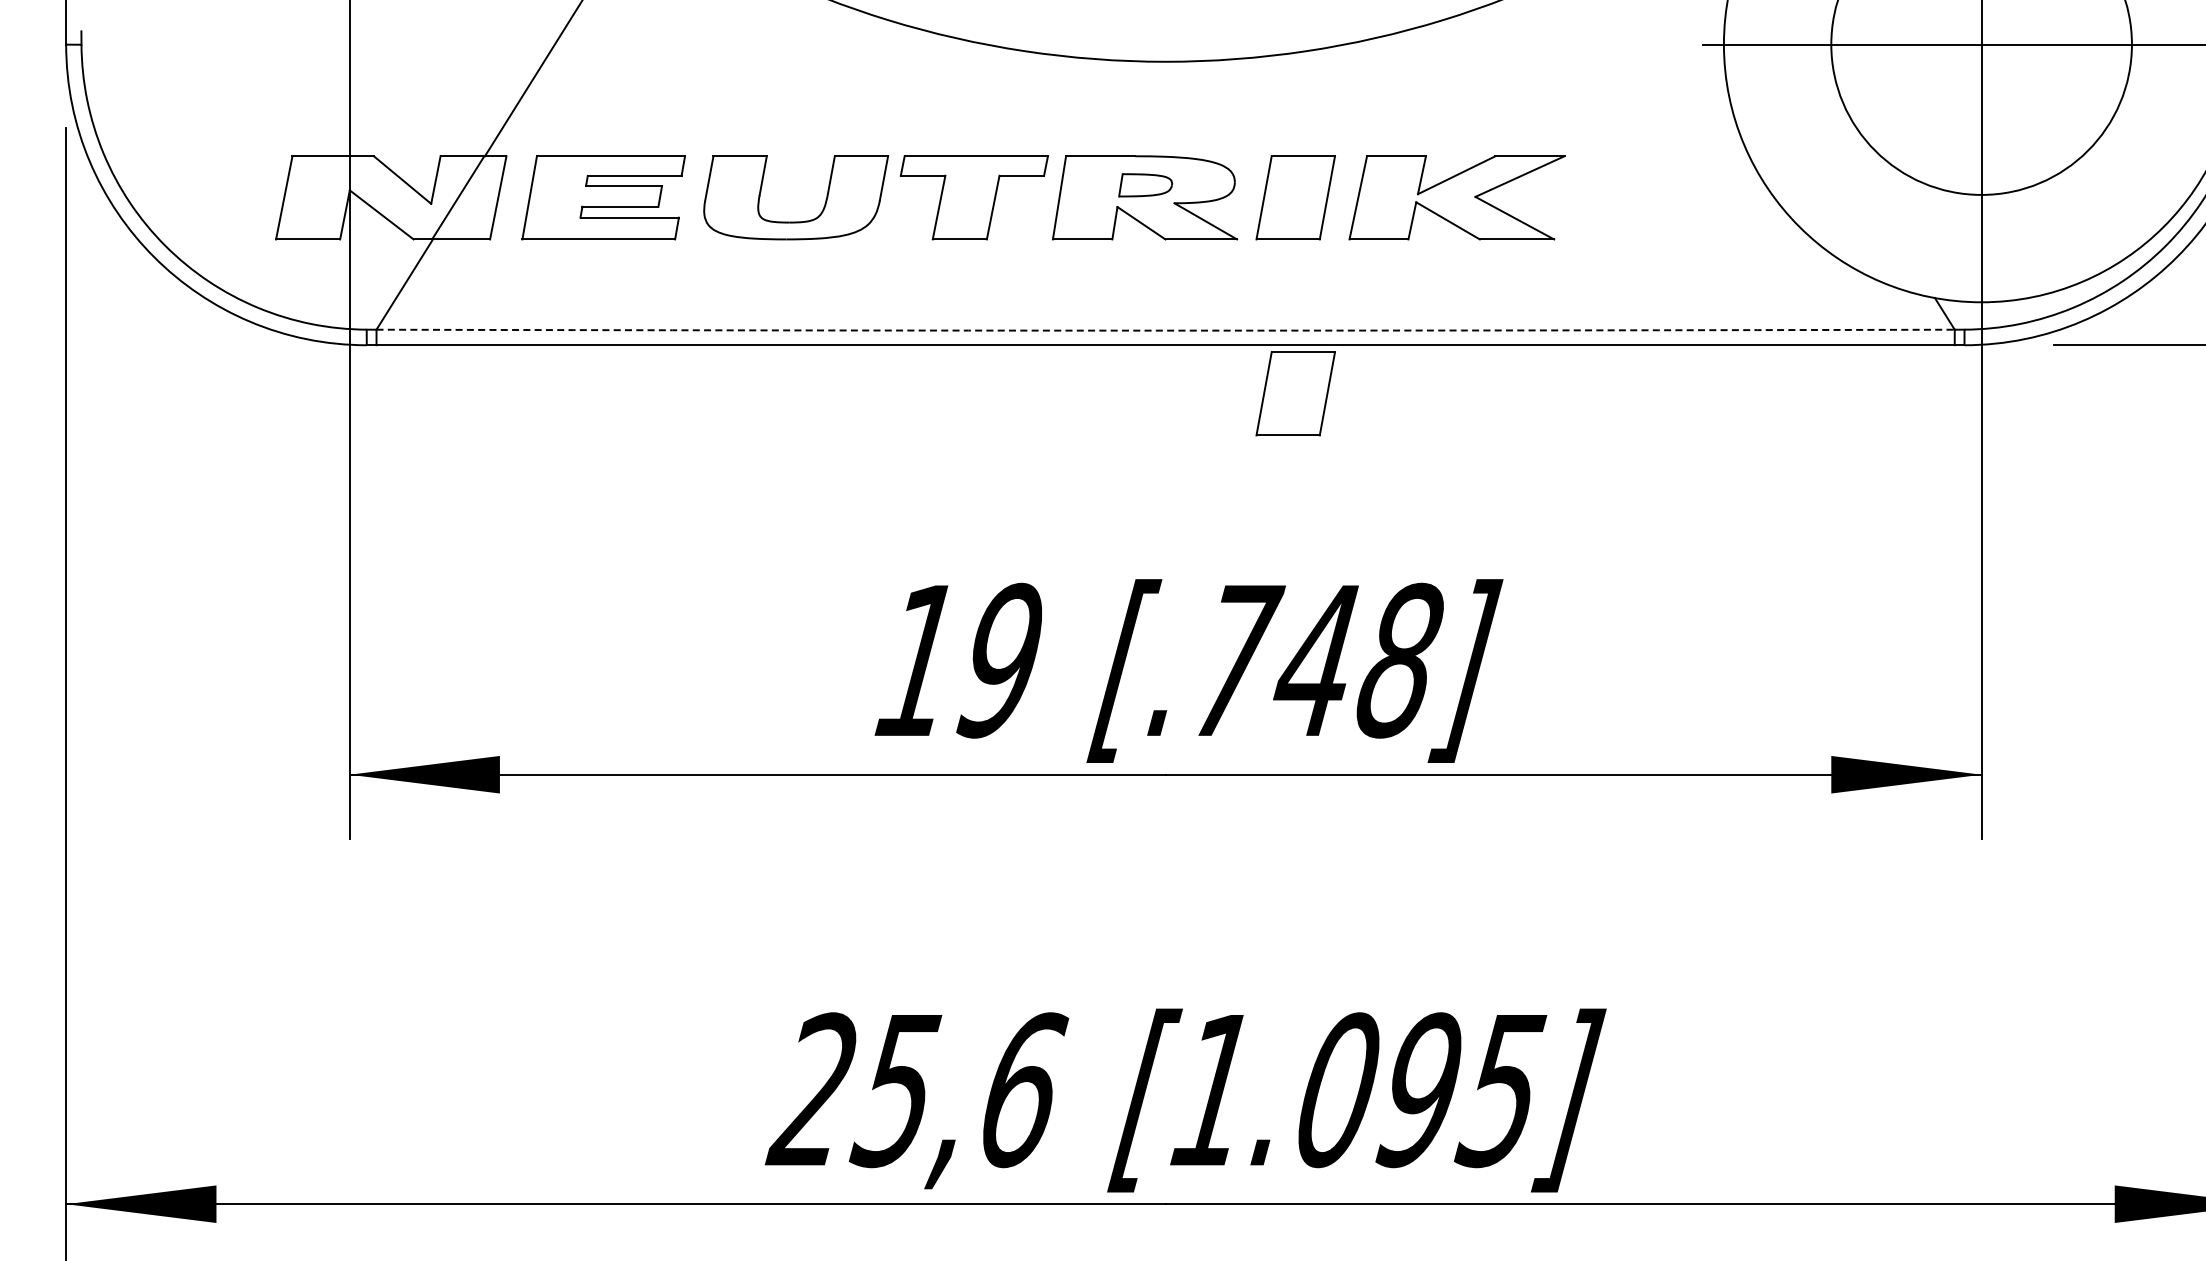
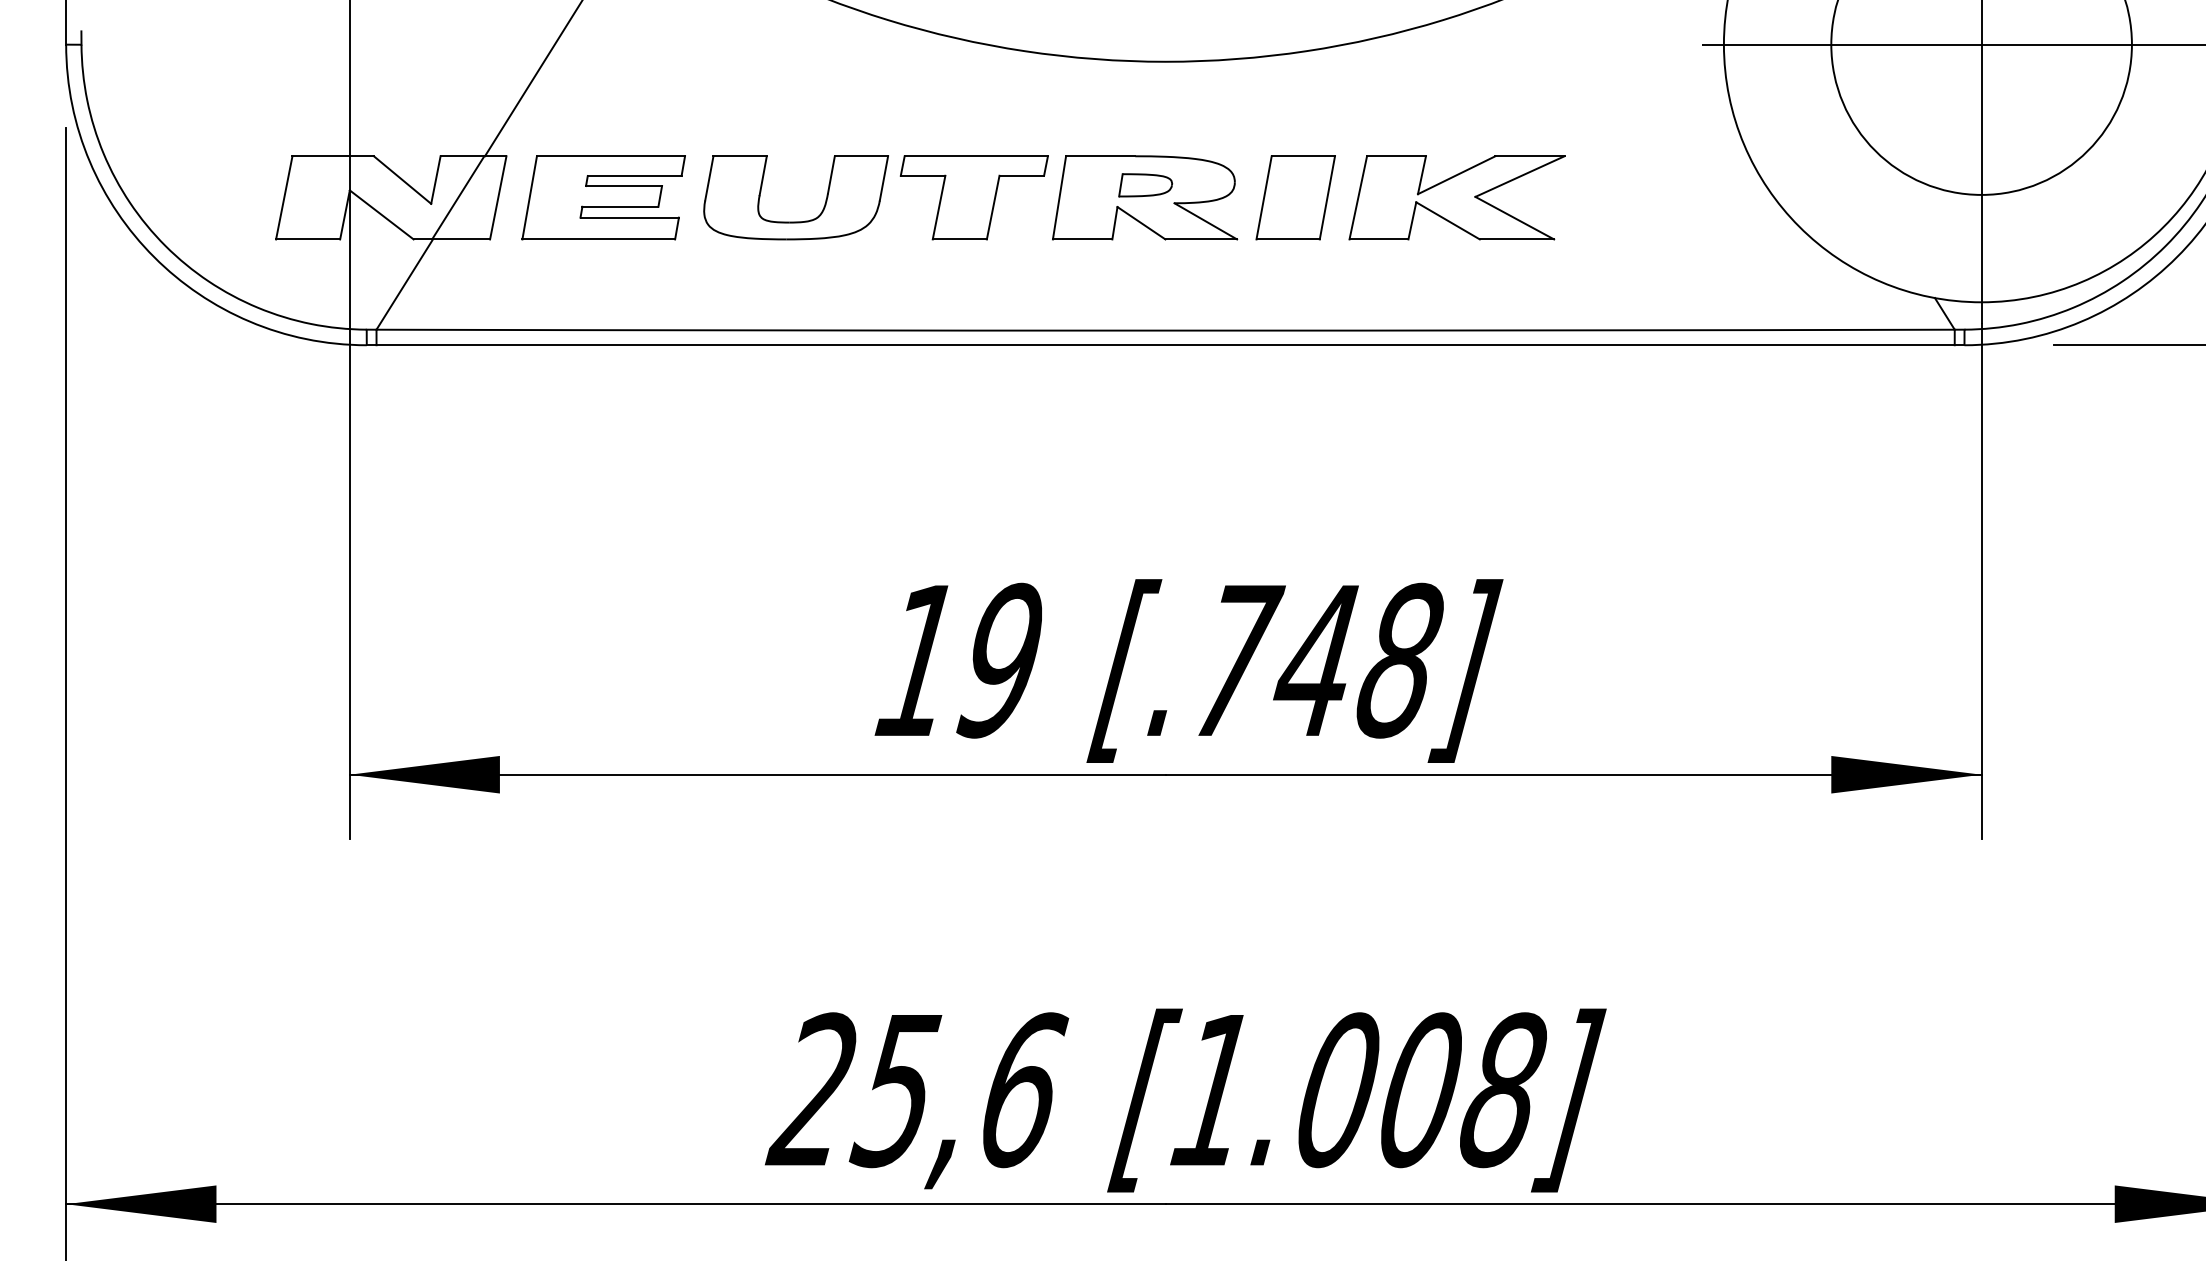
arc: dashed -> solid (1165, 330)
part: present -> none (1295, 393)
text: [1.095] -> [1.008] (1461, 1090)
